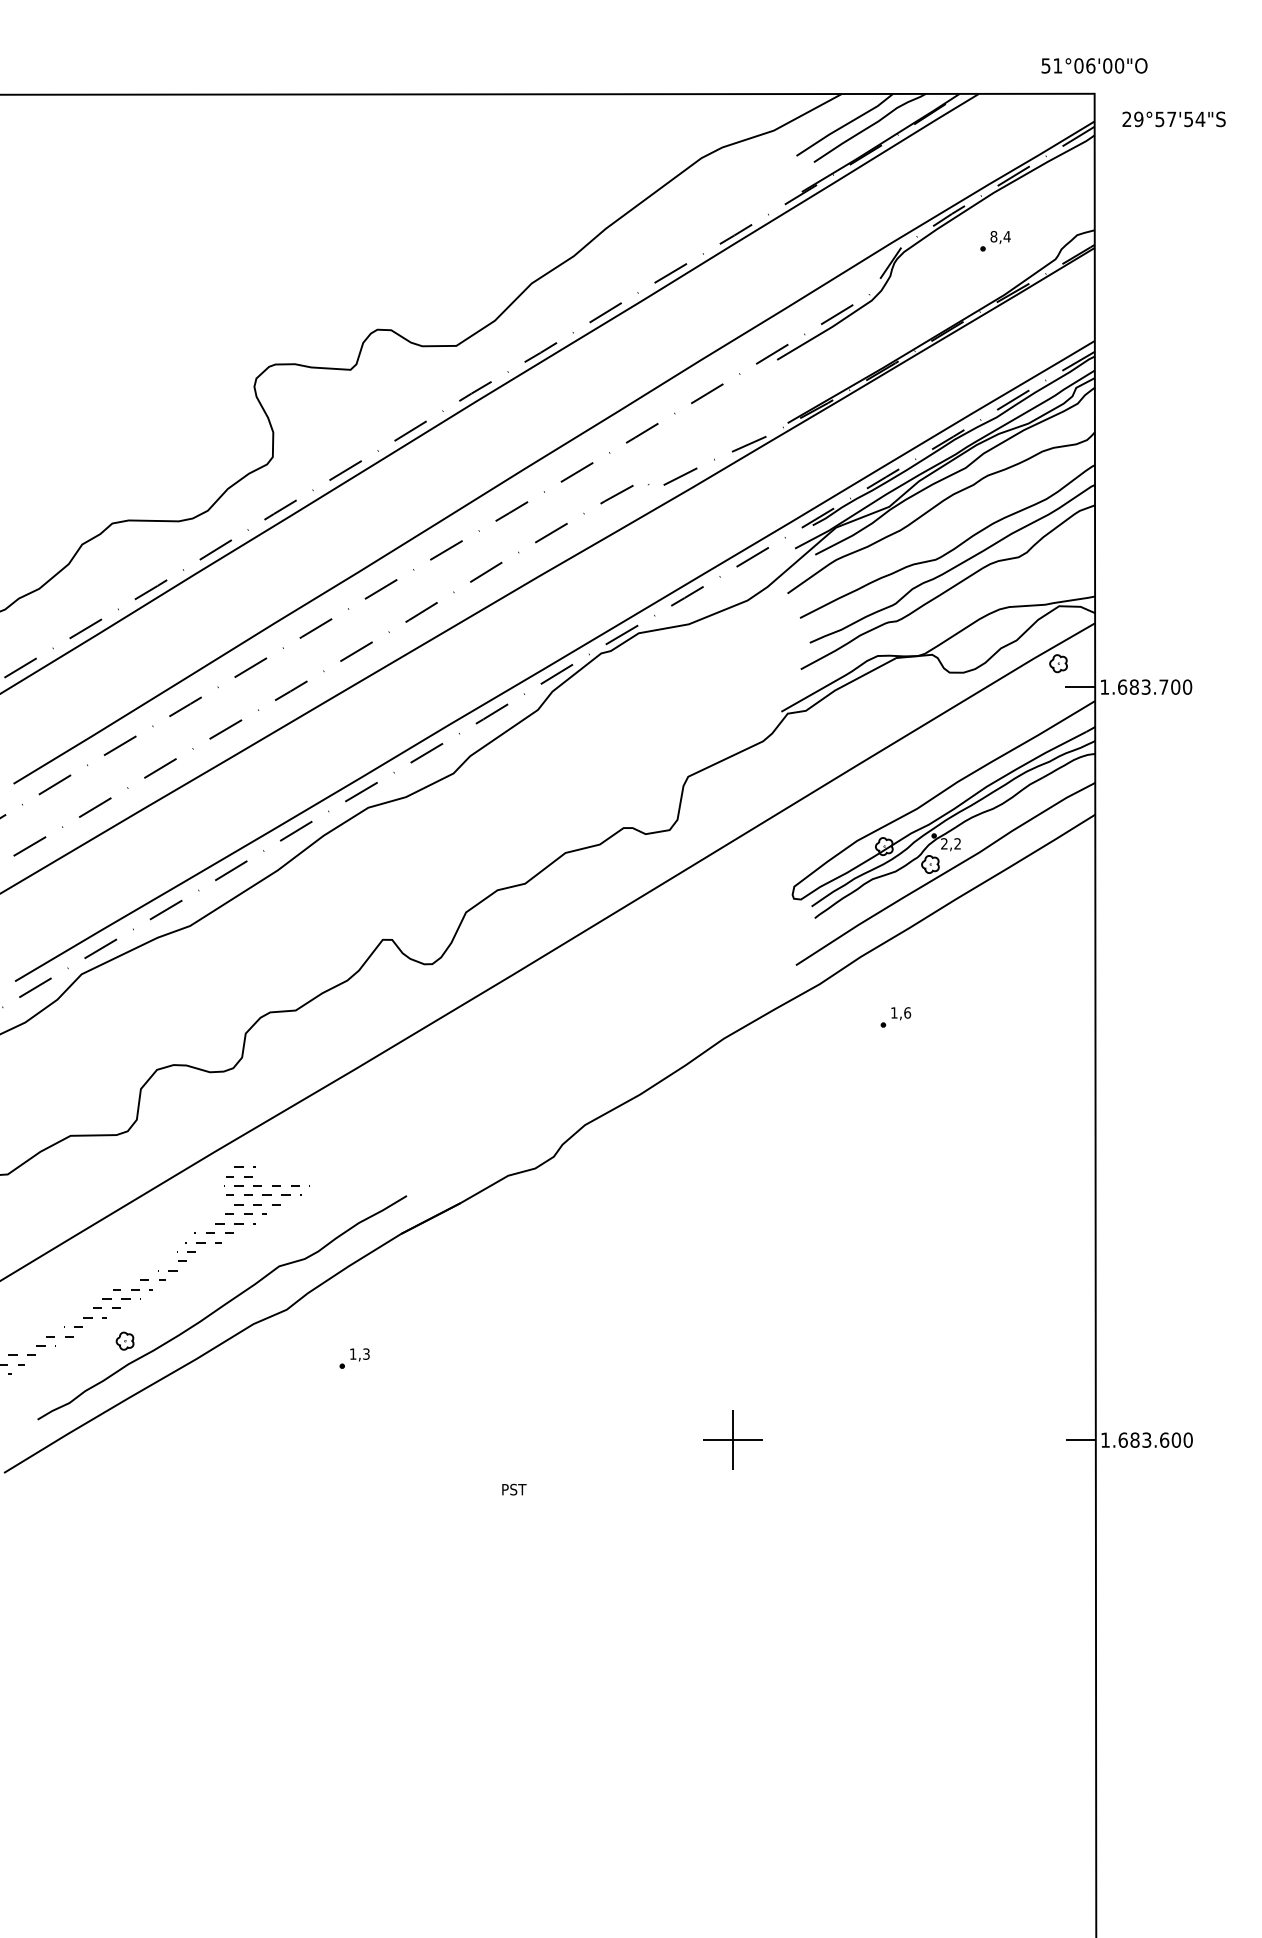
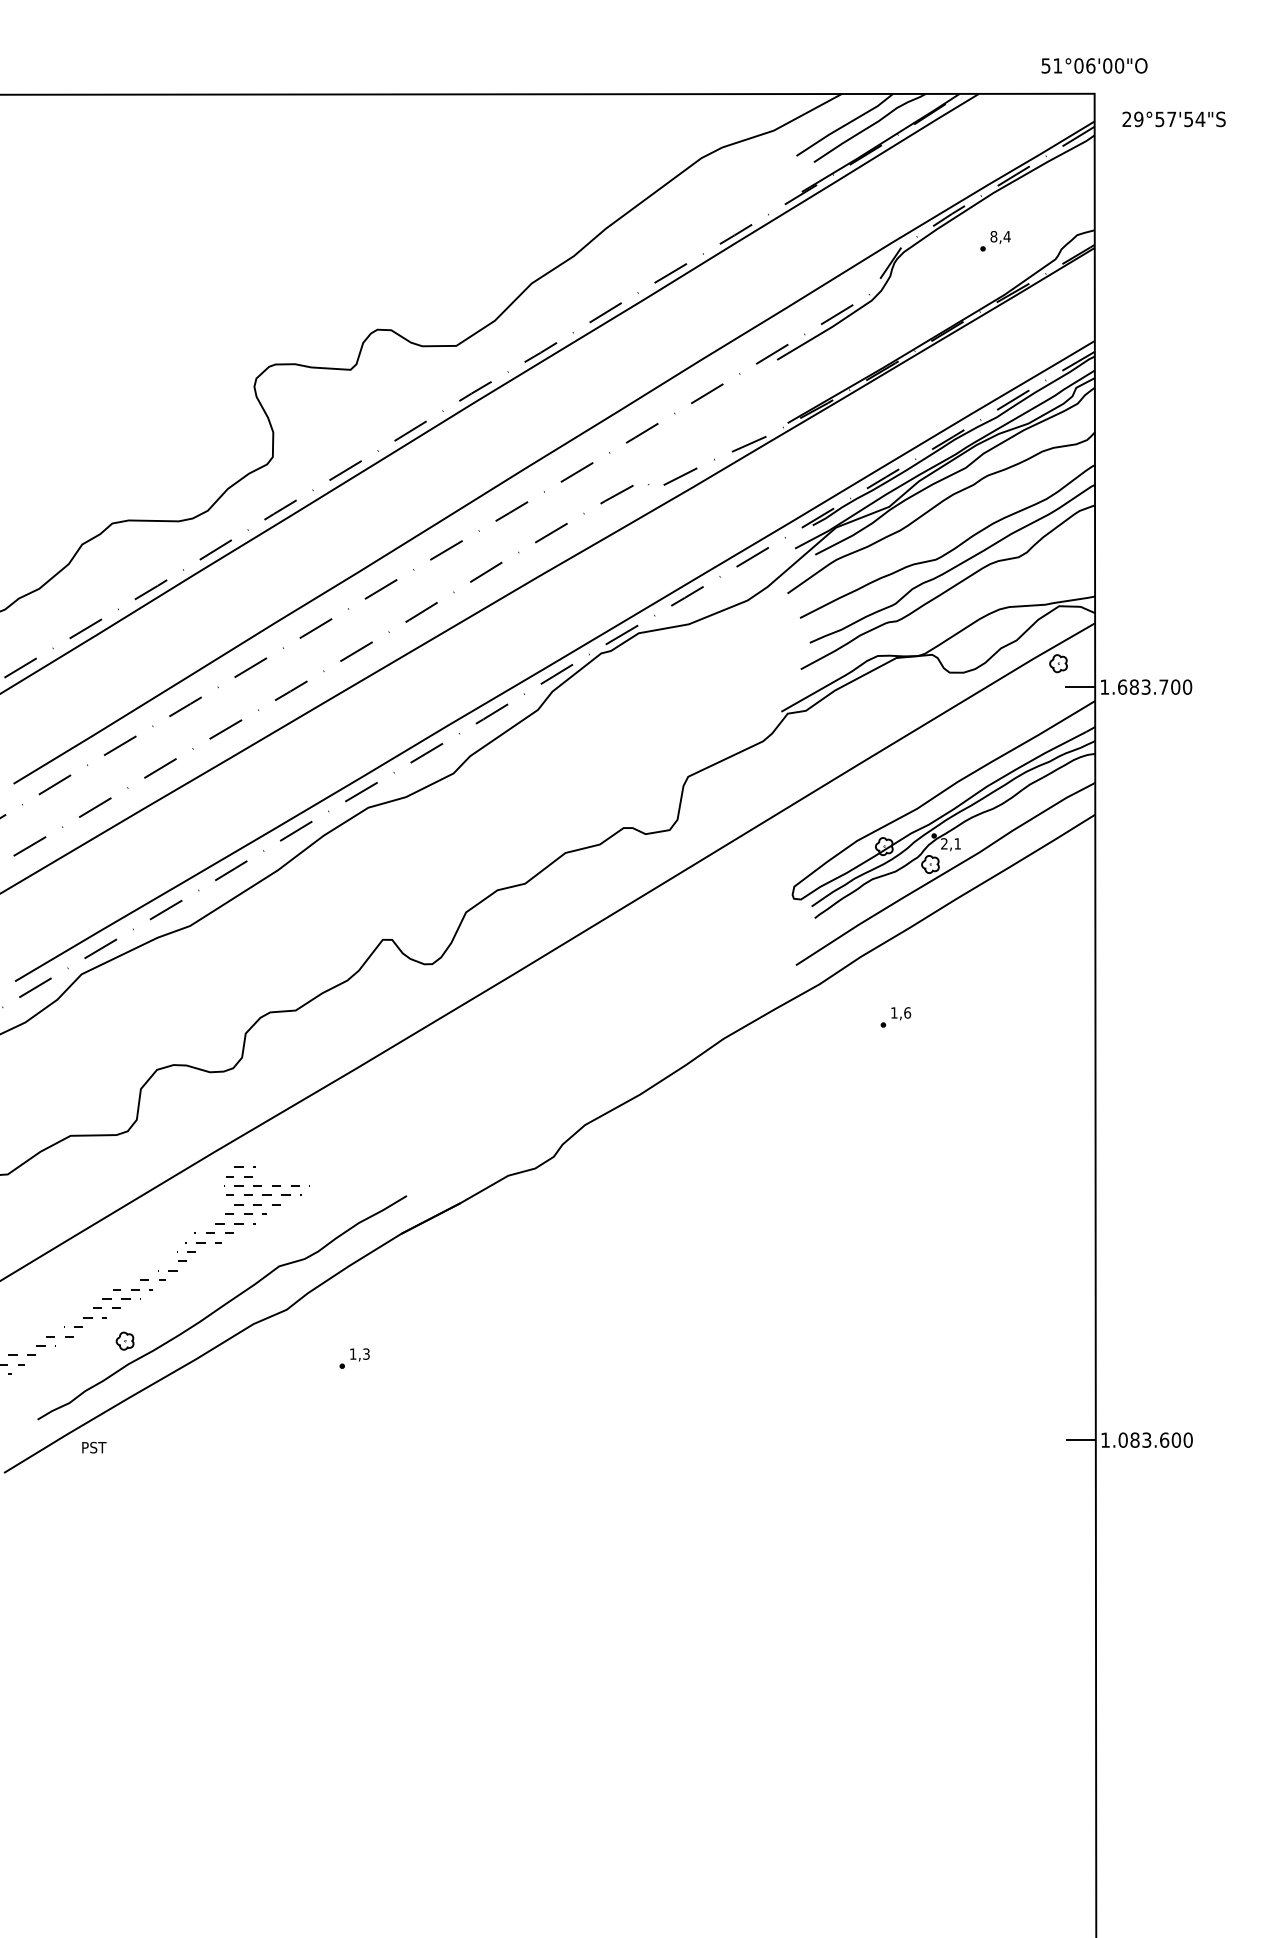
text: 2,2 -> 2,1 (957, 843)
part: present -> none (732, 1439)
text: 1.683.600 -> 1.083.600 (1122, 1439)
text position: (514, 1489) -> (94, 1447) (94, 1447)
